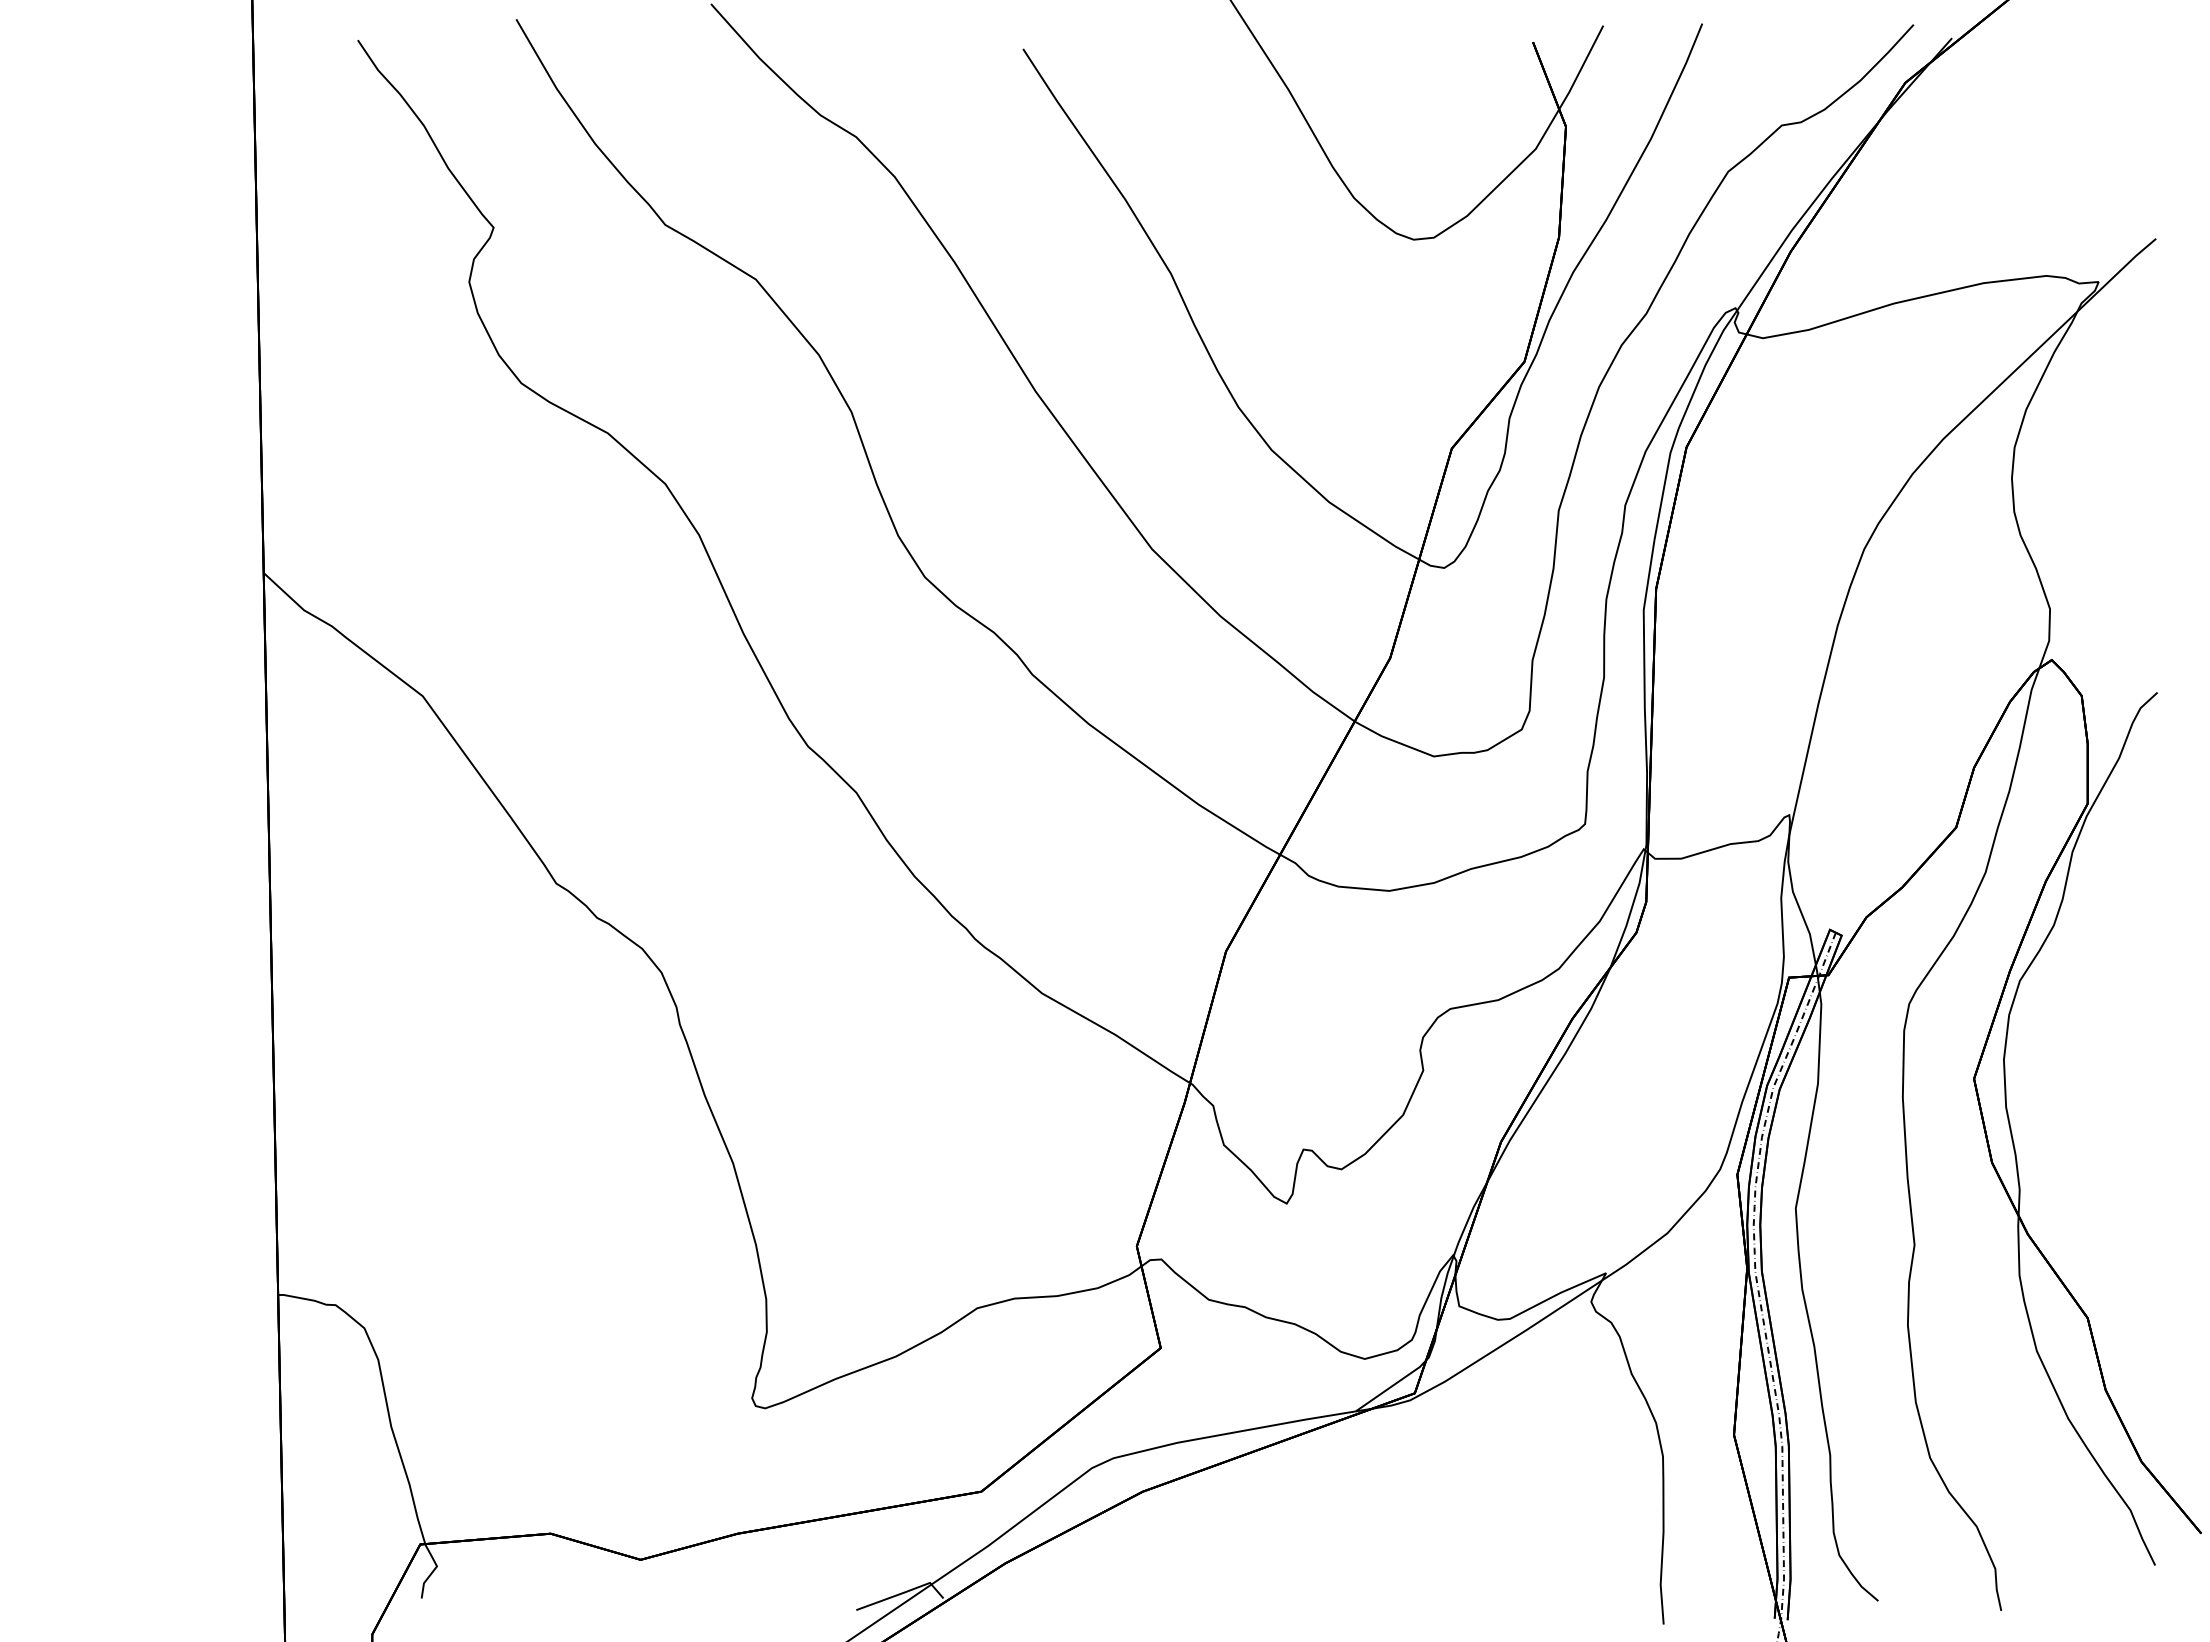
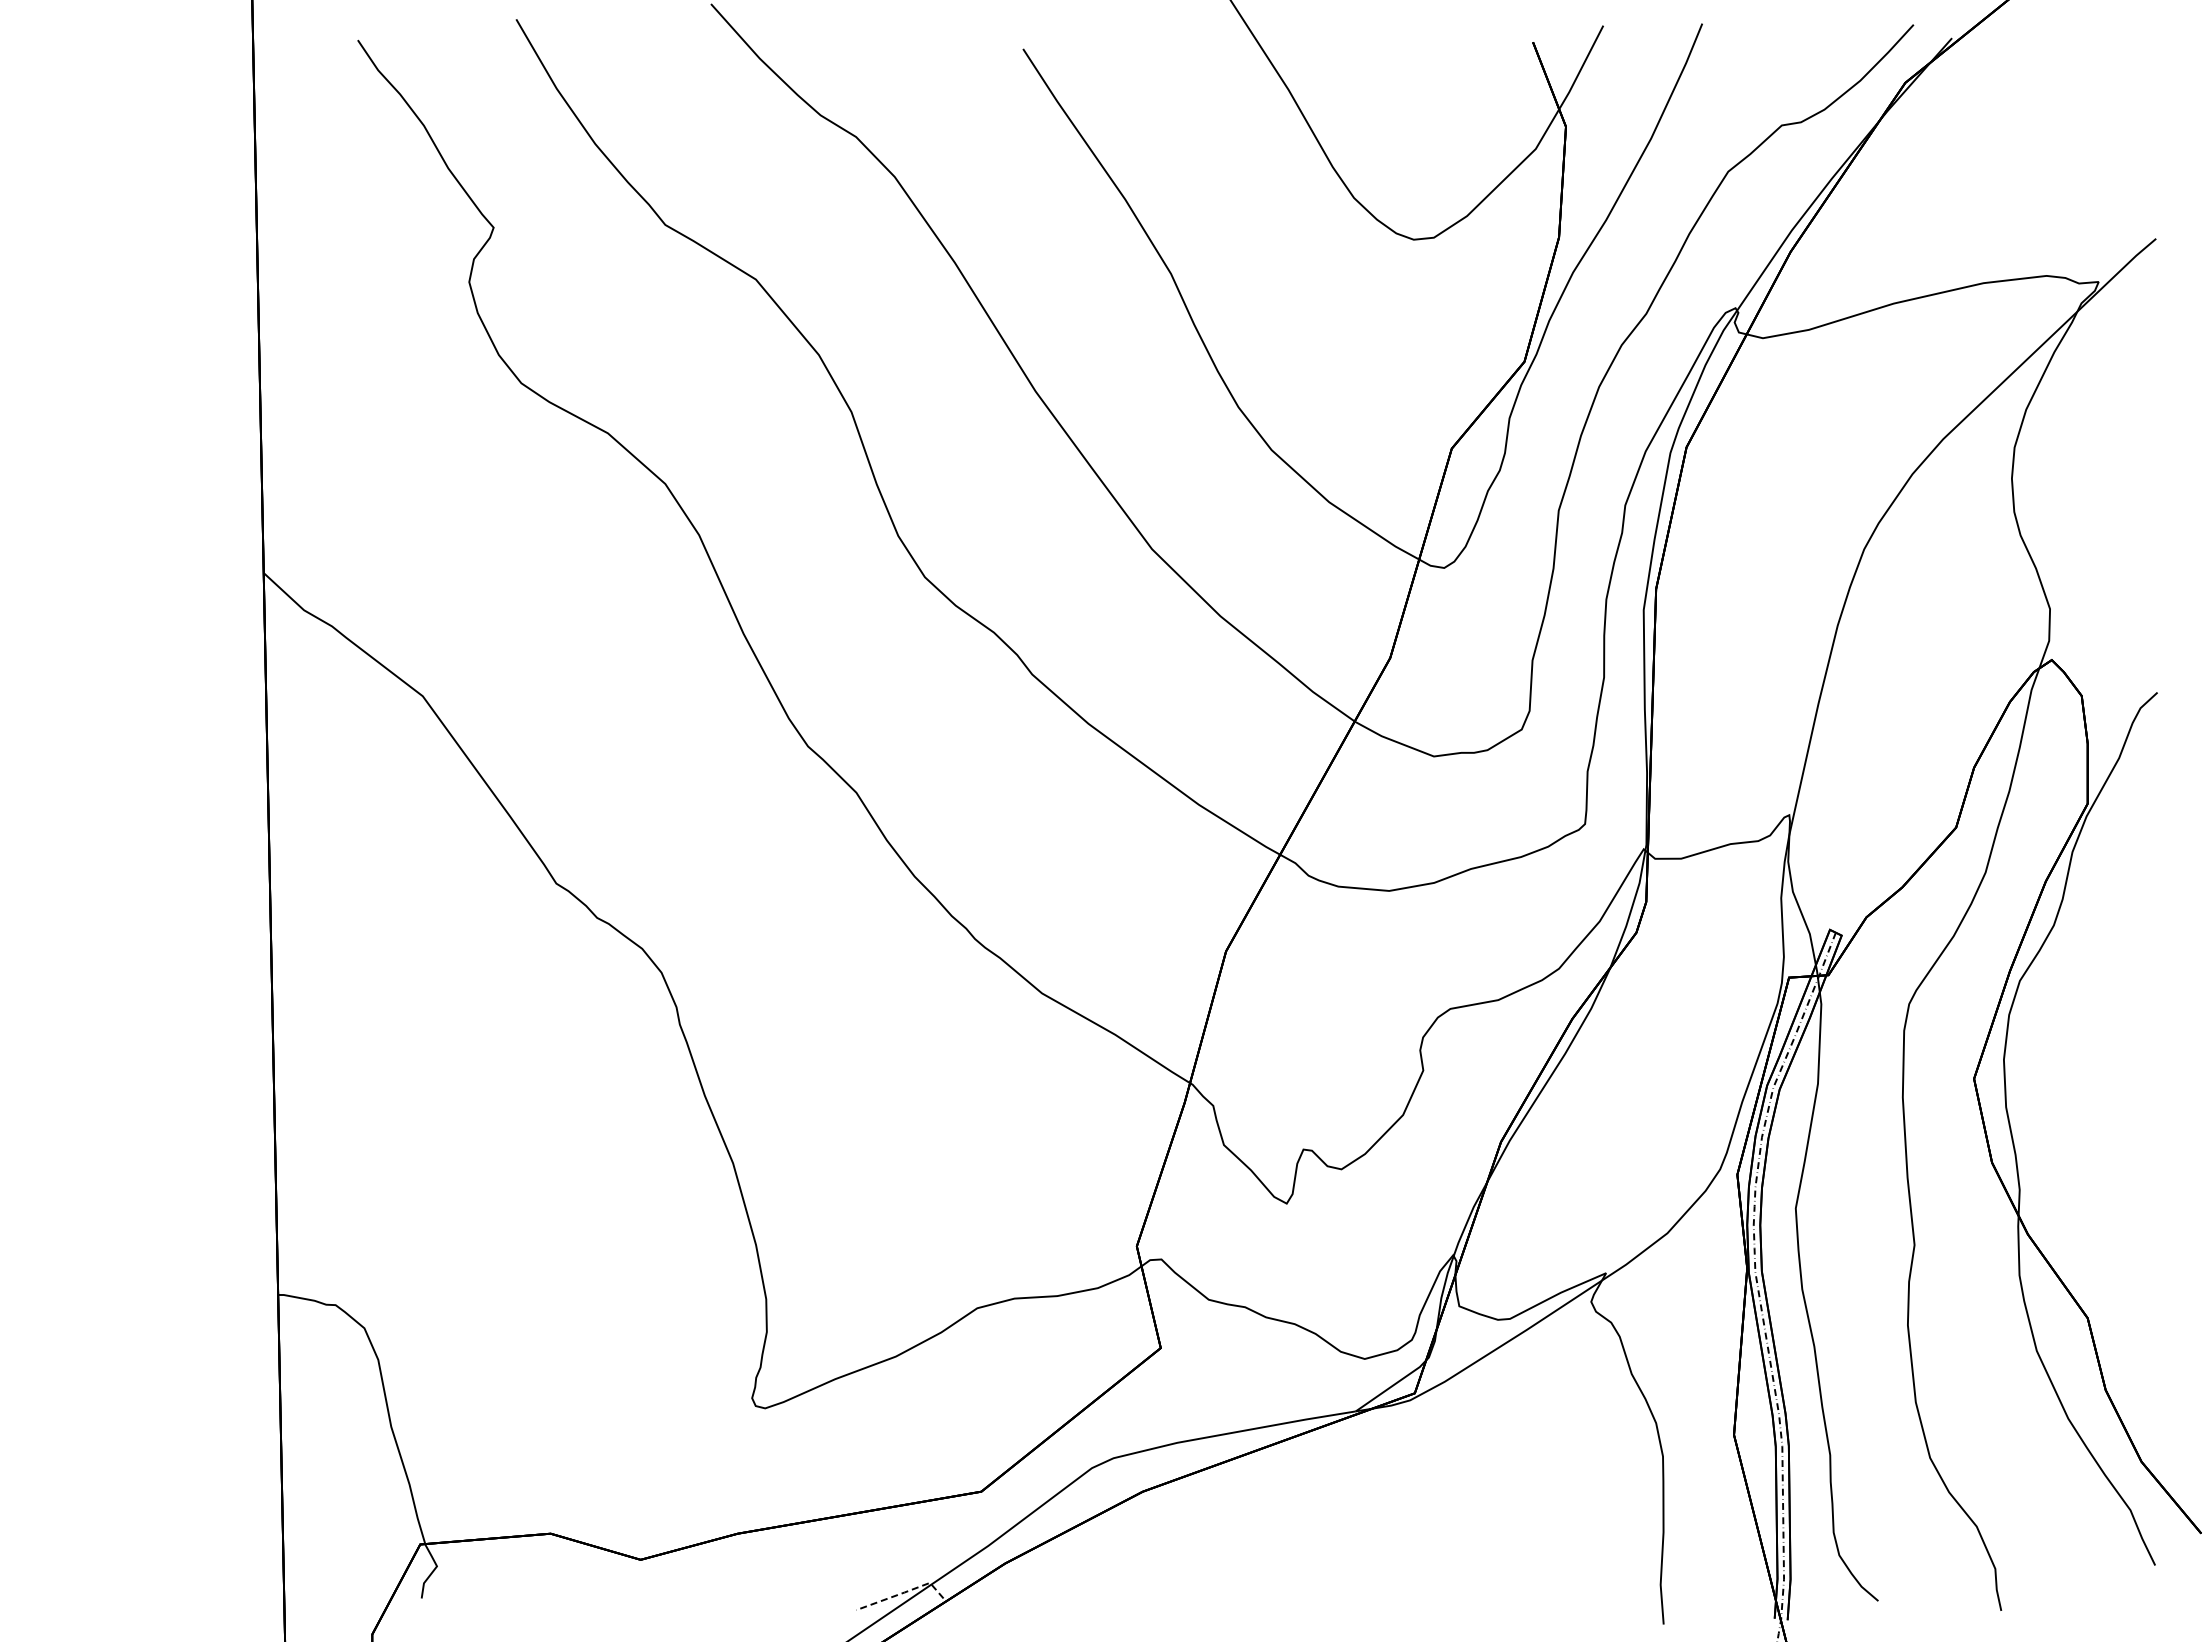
line: solid -> dashed (903, 1592)
